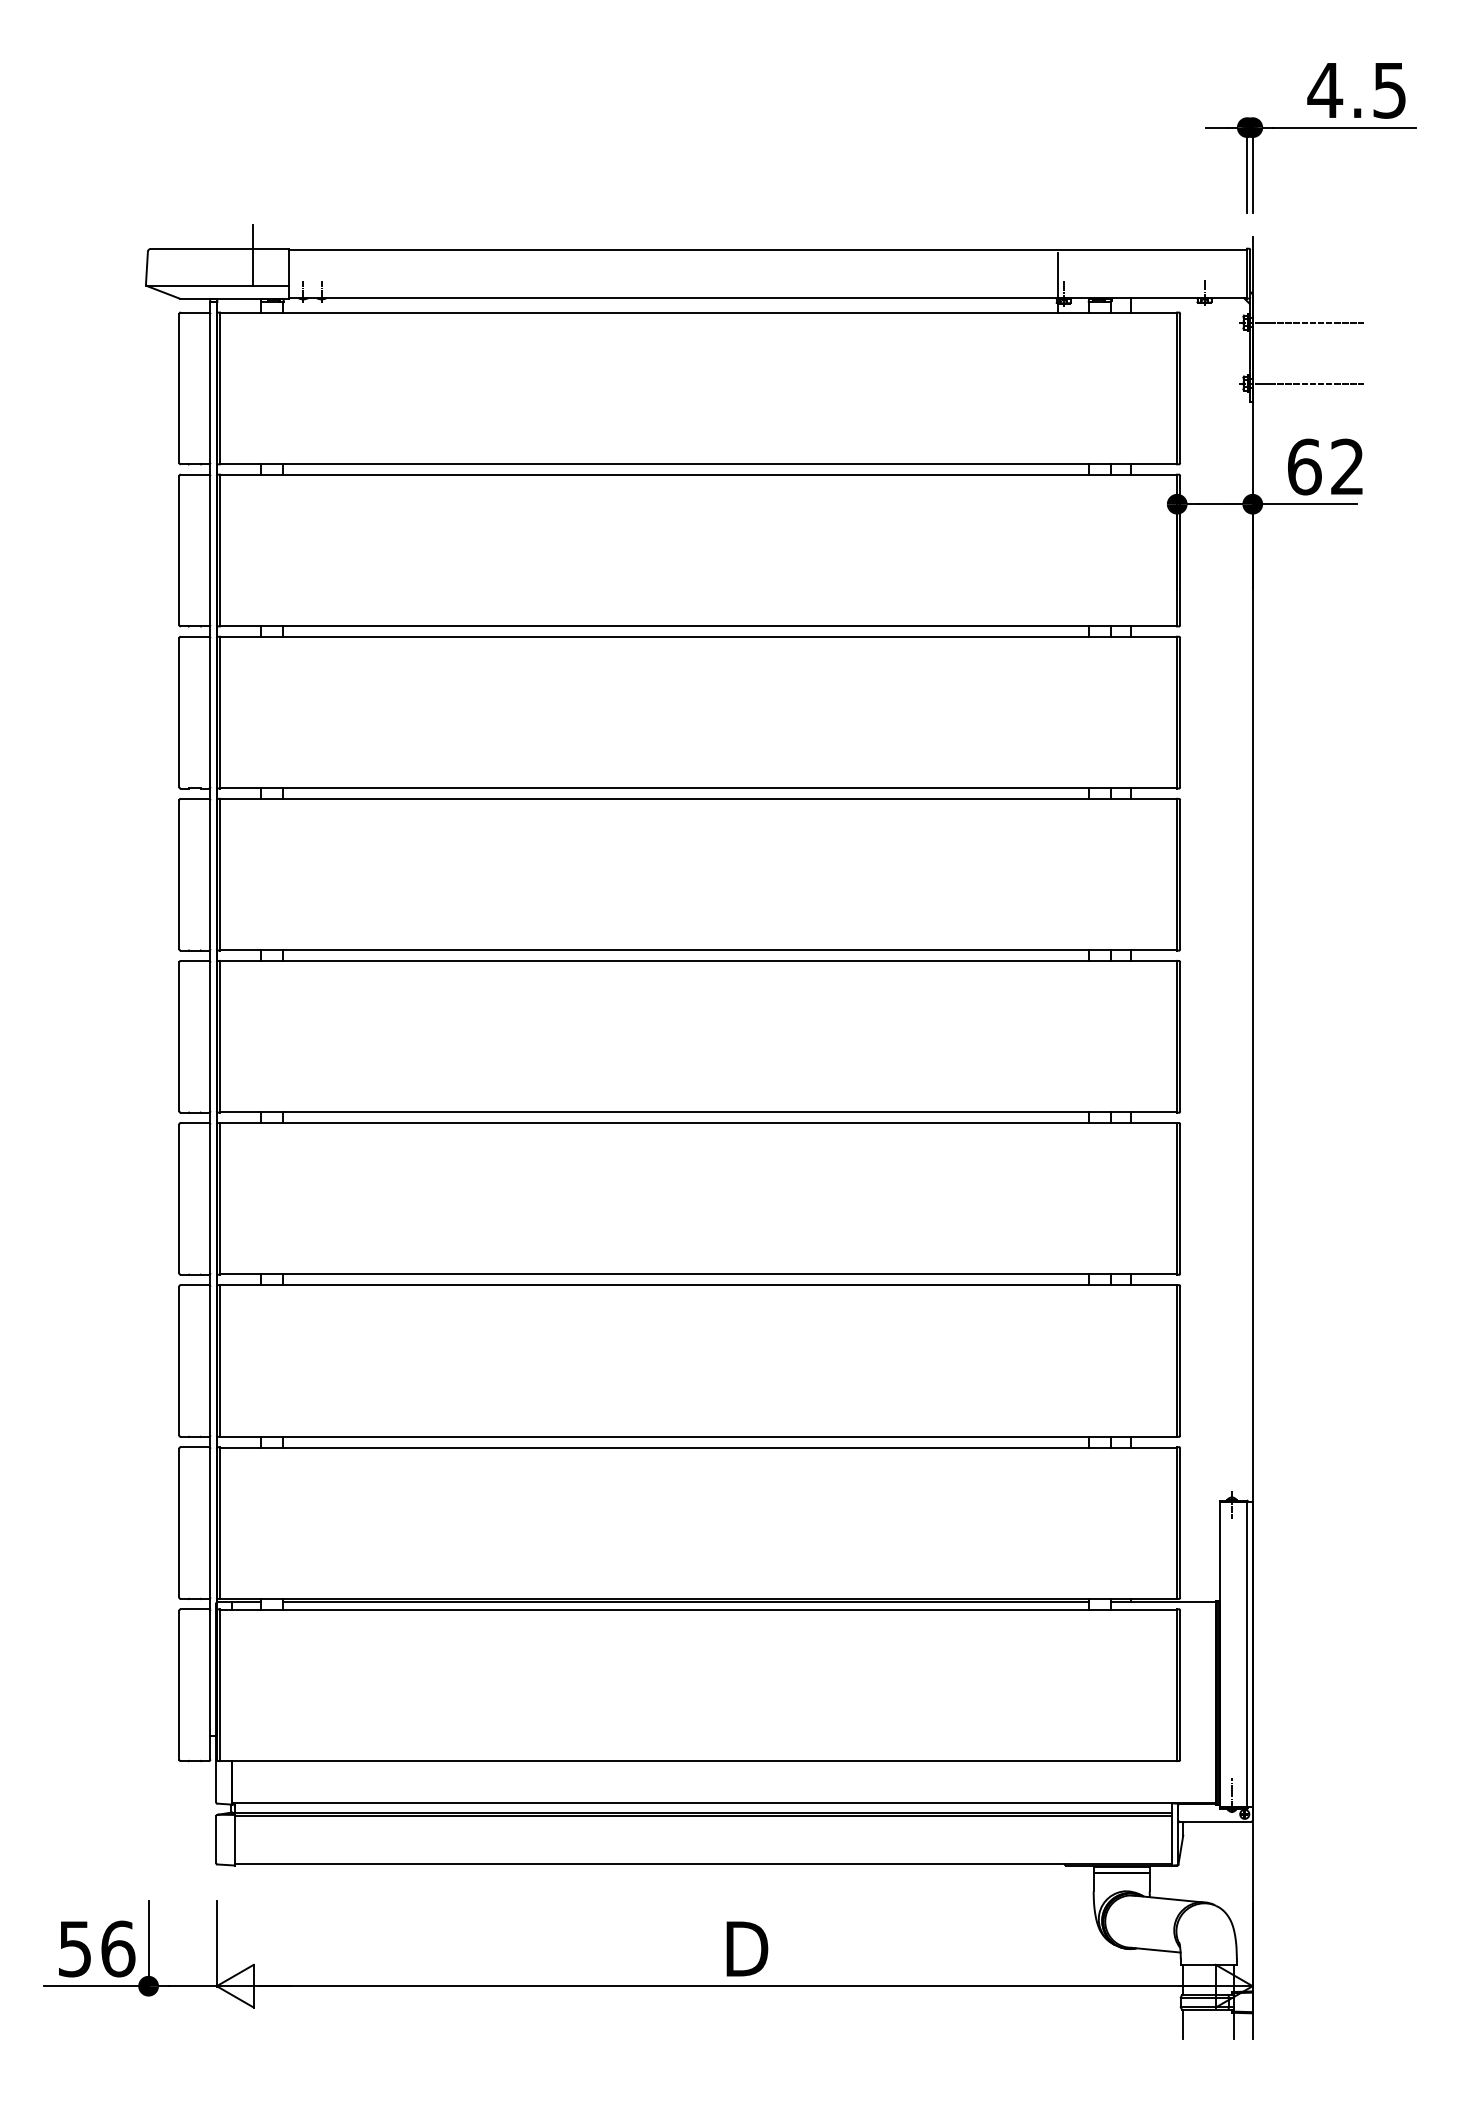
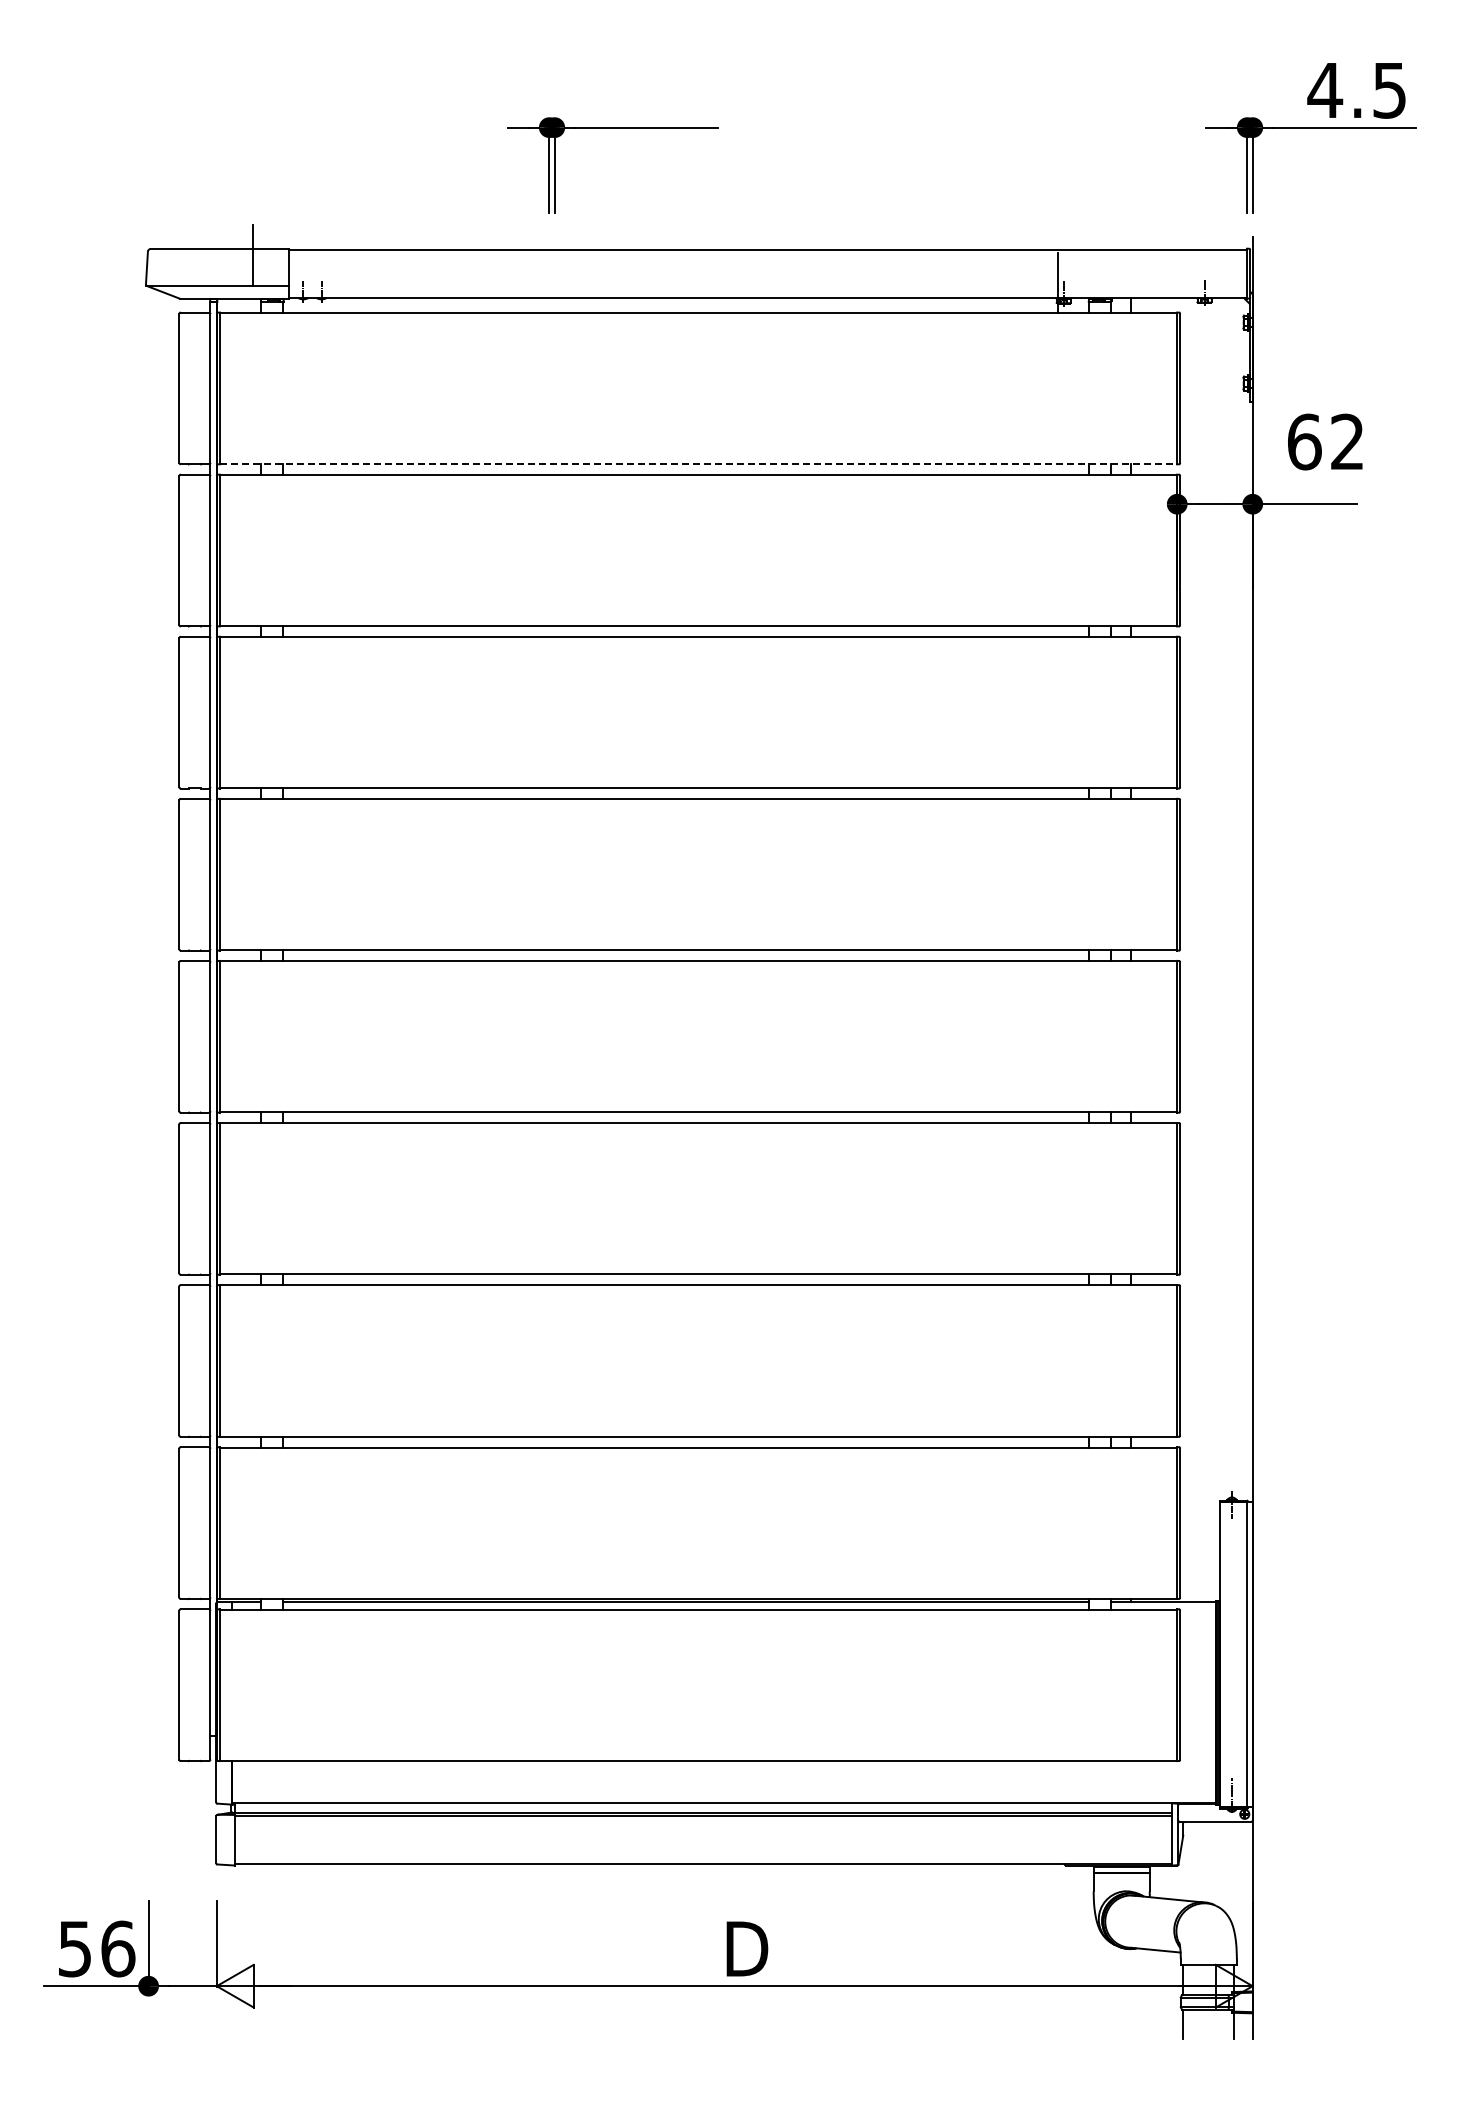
part: none -> present (612, 128)
line: present -> none (1301, 322)
line: present -> none (1301, 383)
line: solid -> dashed (698, 464)
text position: (1325, 466) -> (1325, 441) (1325, 441)
